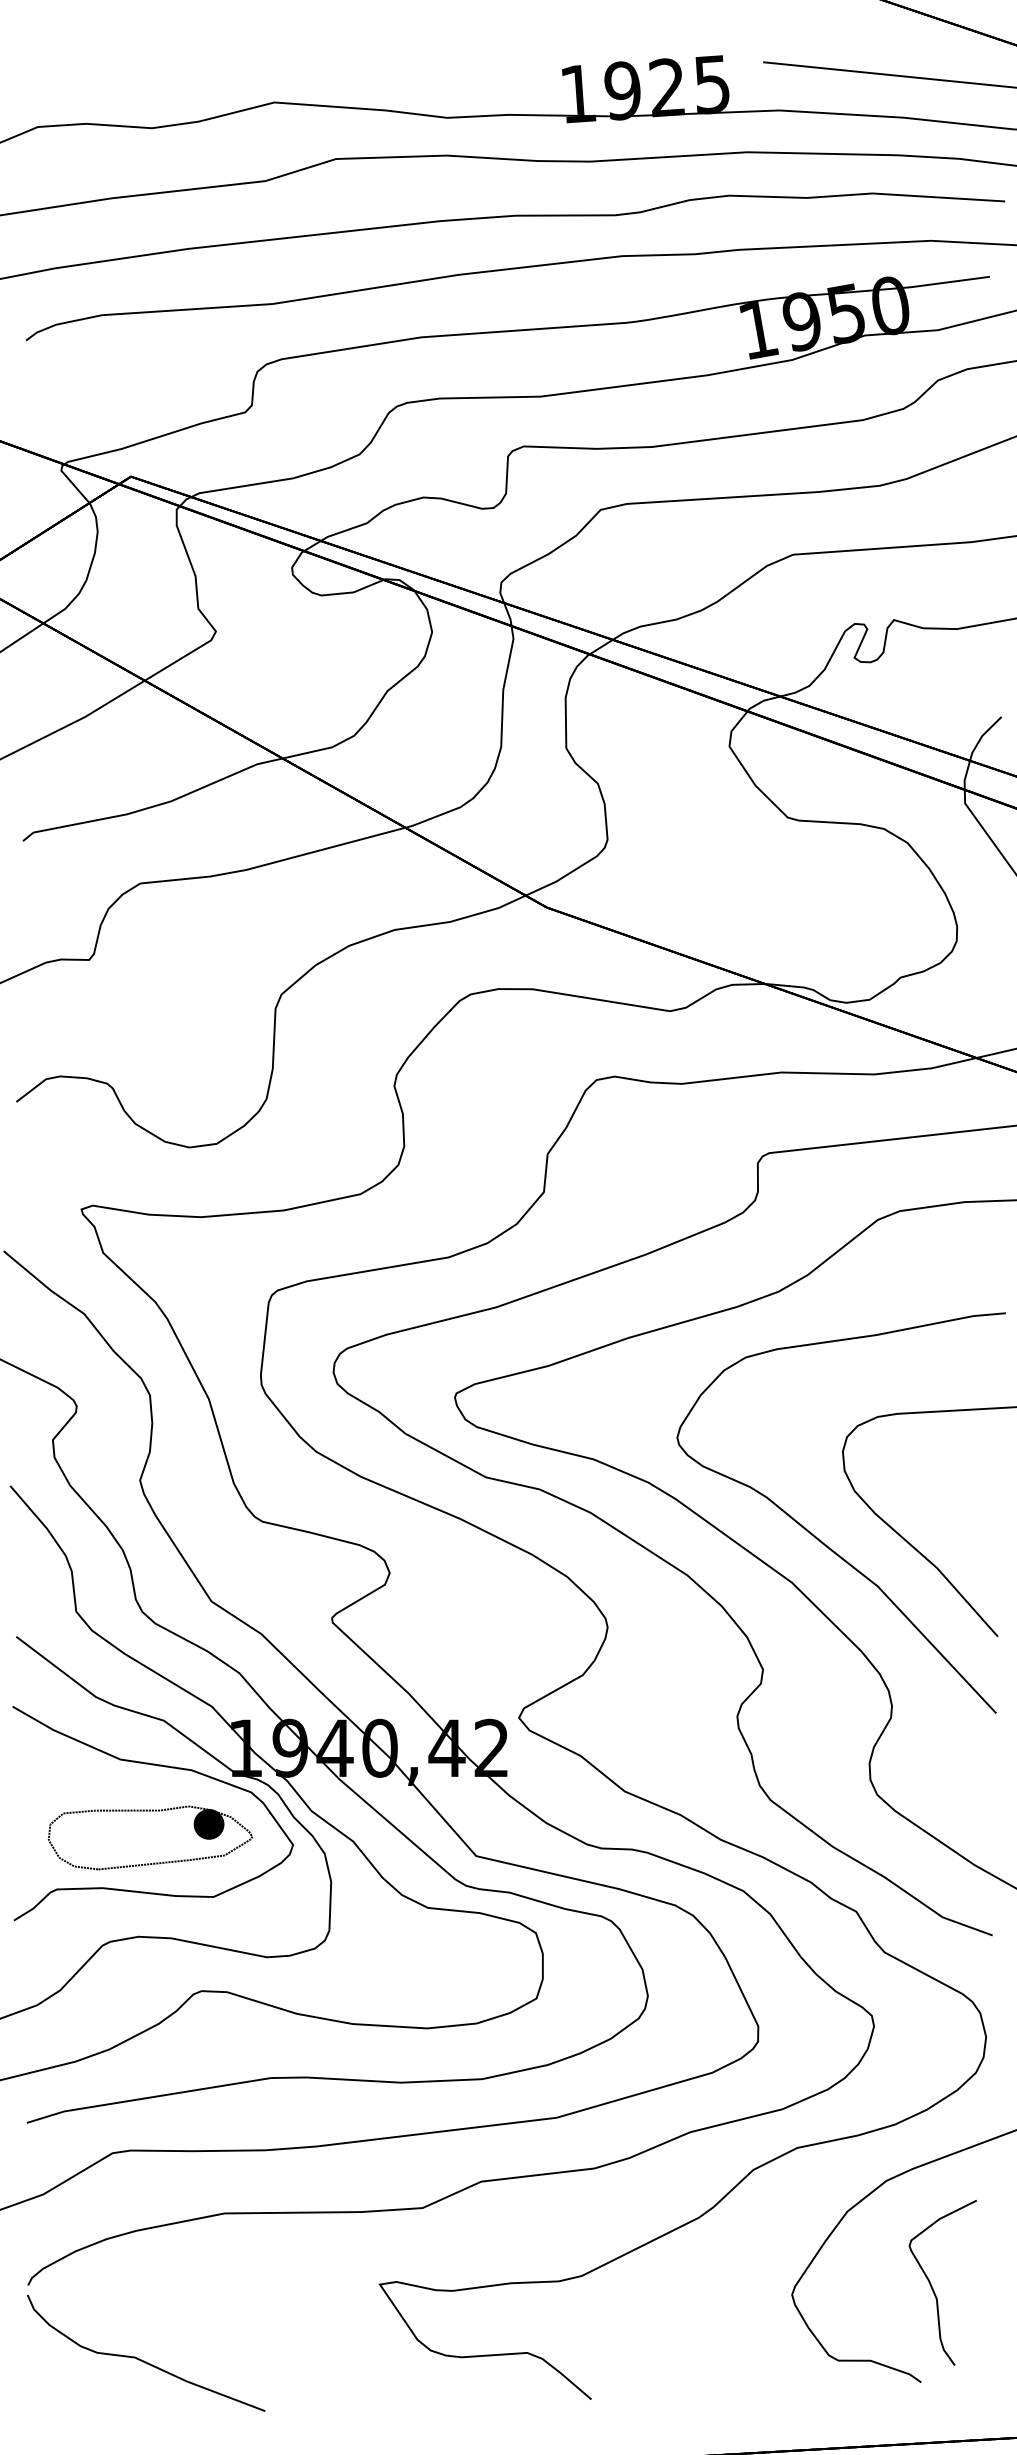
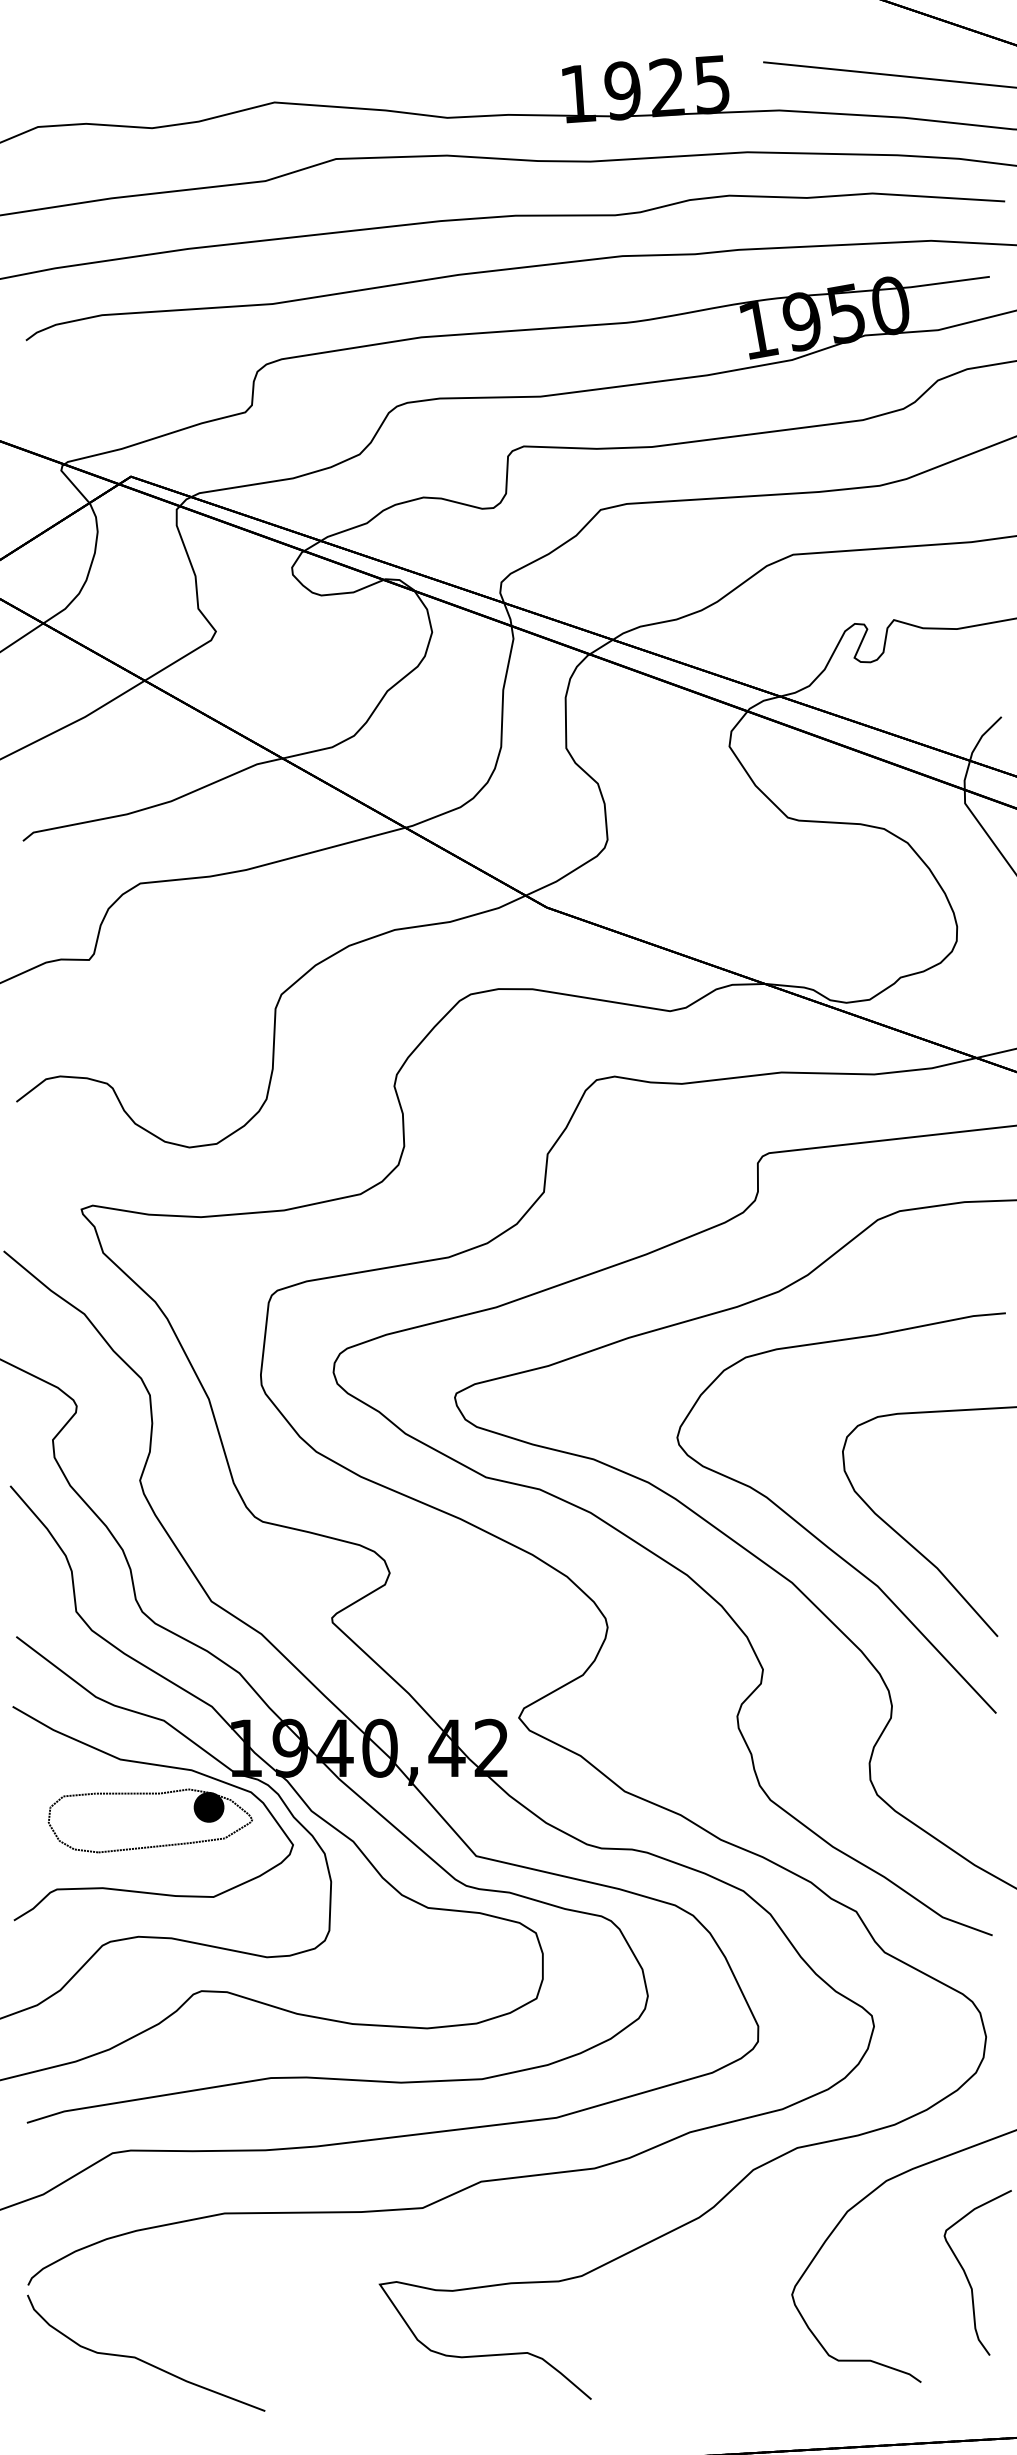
part position: (153, 1862) -> (153, 1845) (153, 1845)
curve position: (932, 2286) -> (967, 2276) (967, 2276)
